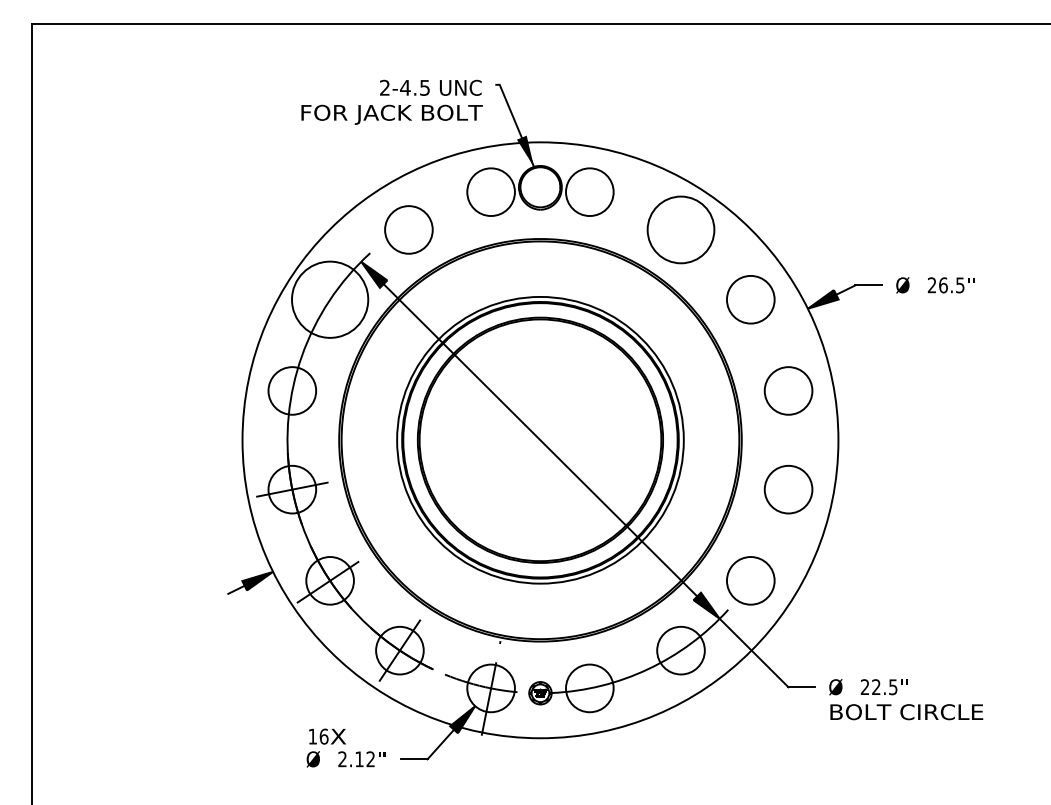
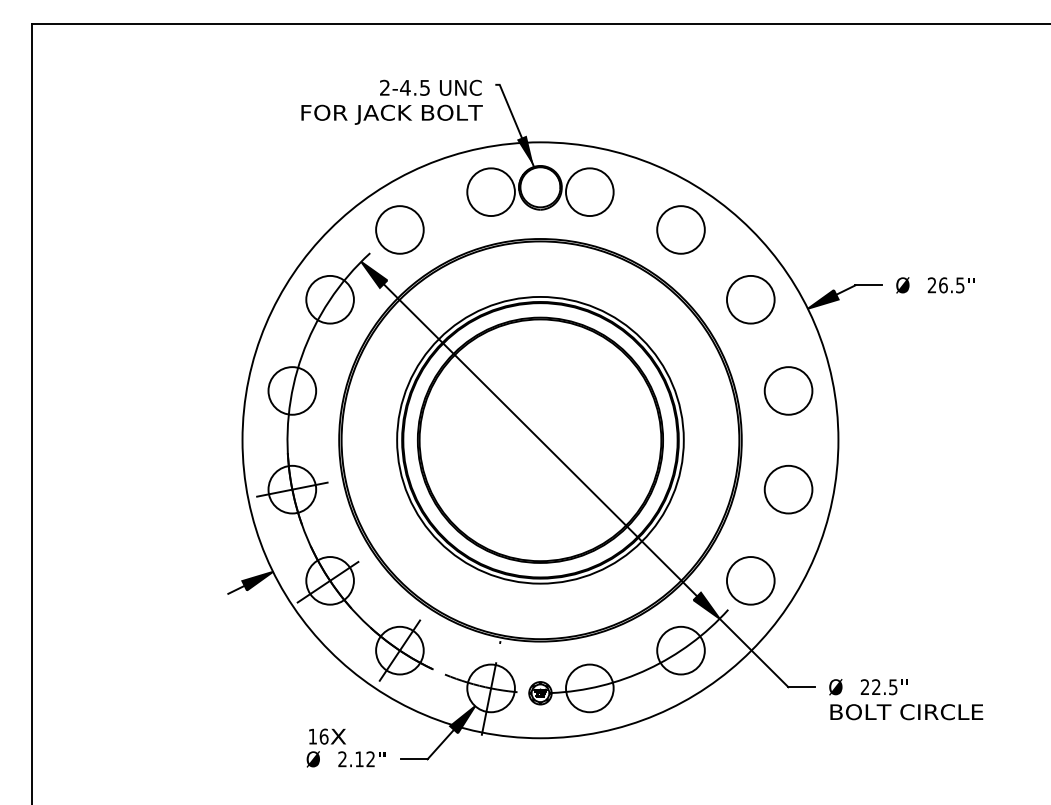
circle position: (408, 229) -> (399, 229) (399, 229)
circle diameter: 67 px -> 48 px (680, 229)
circle diameter: 76 px -> 48 px (329, 299)
